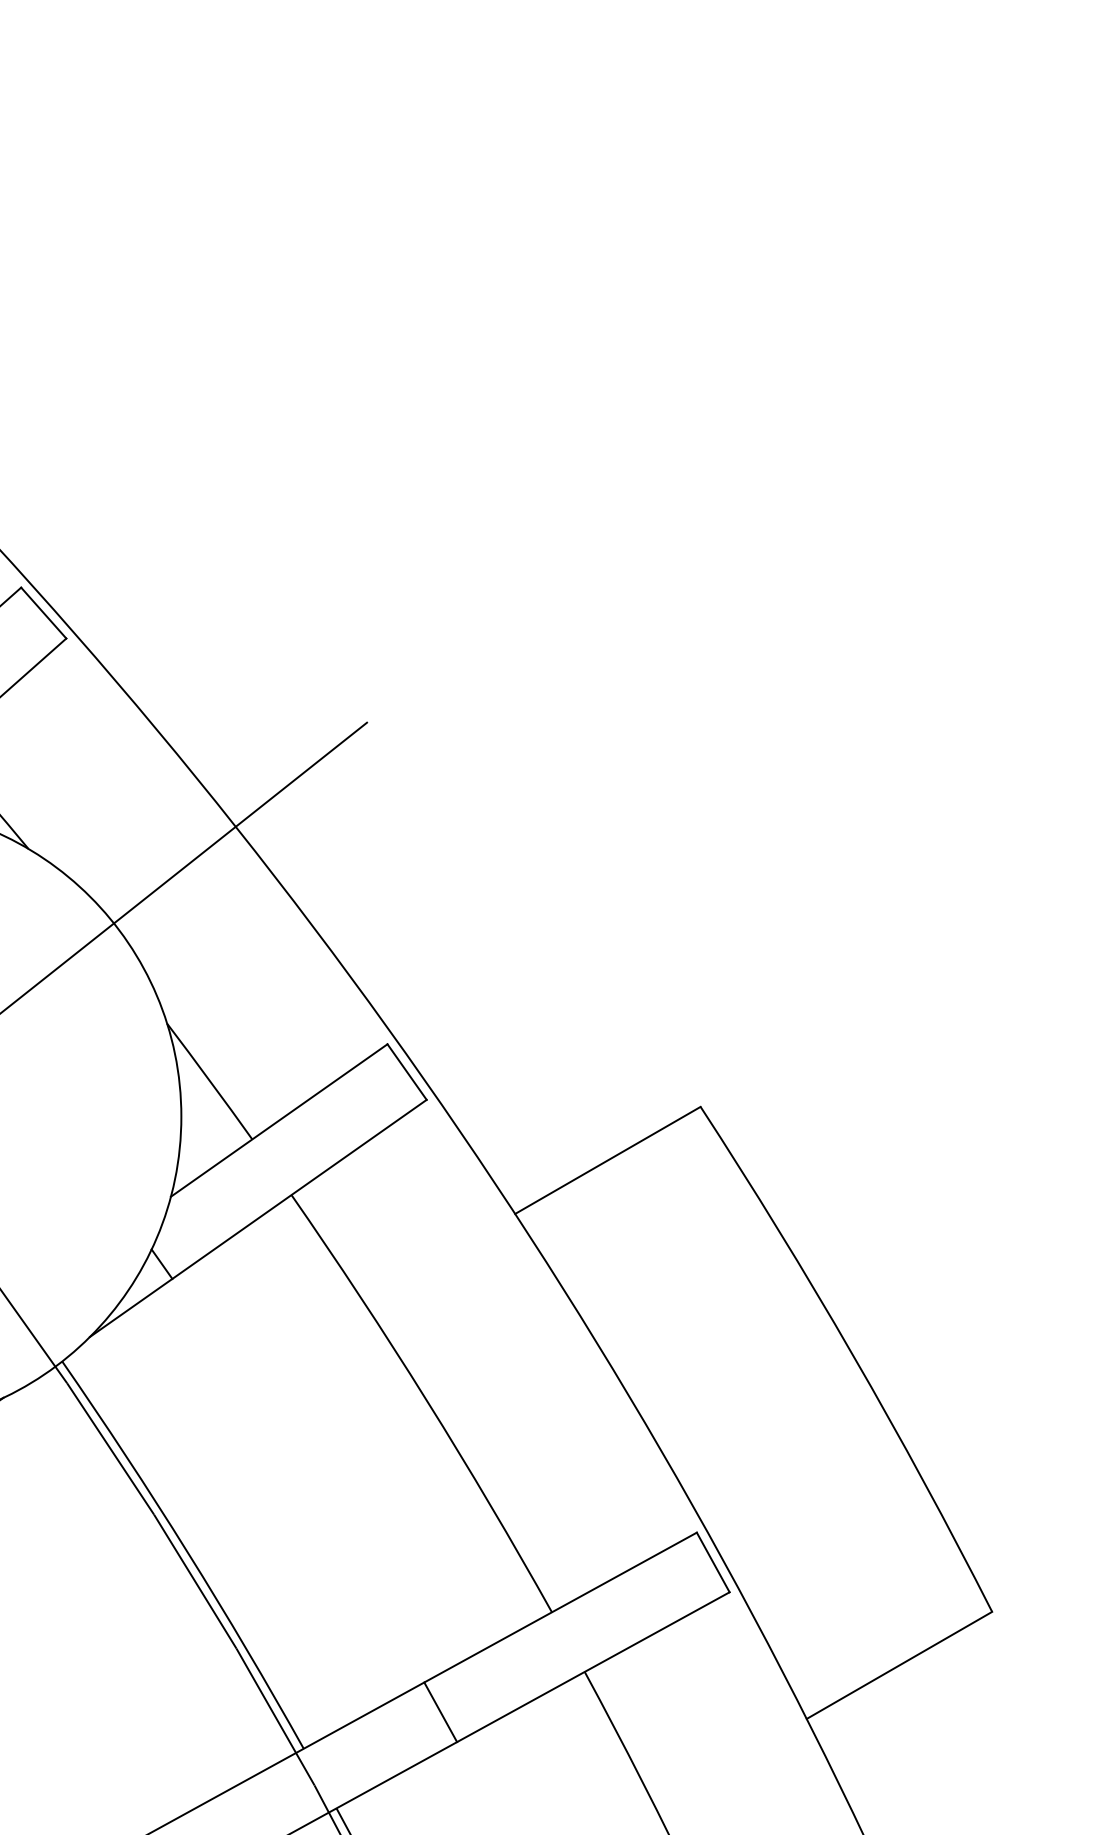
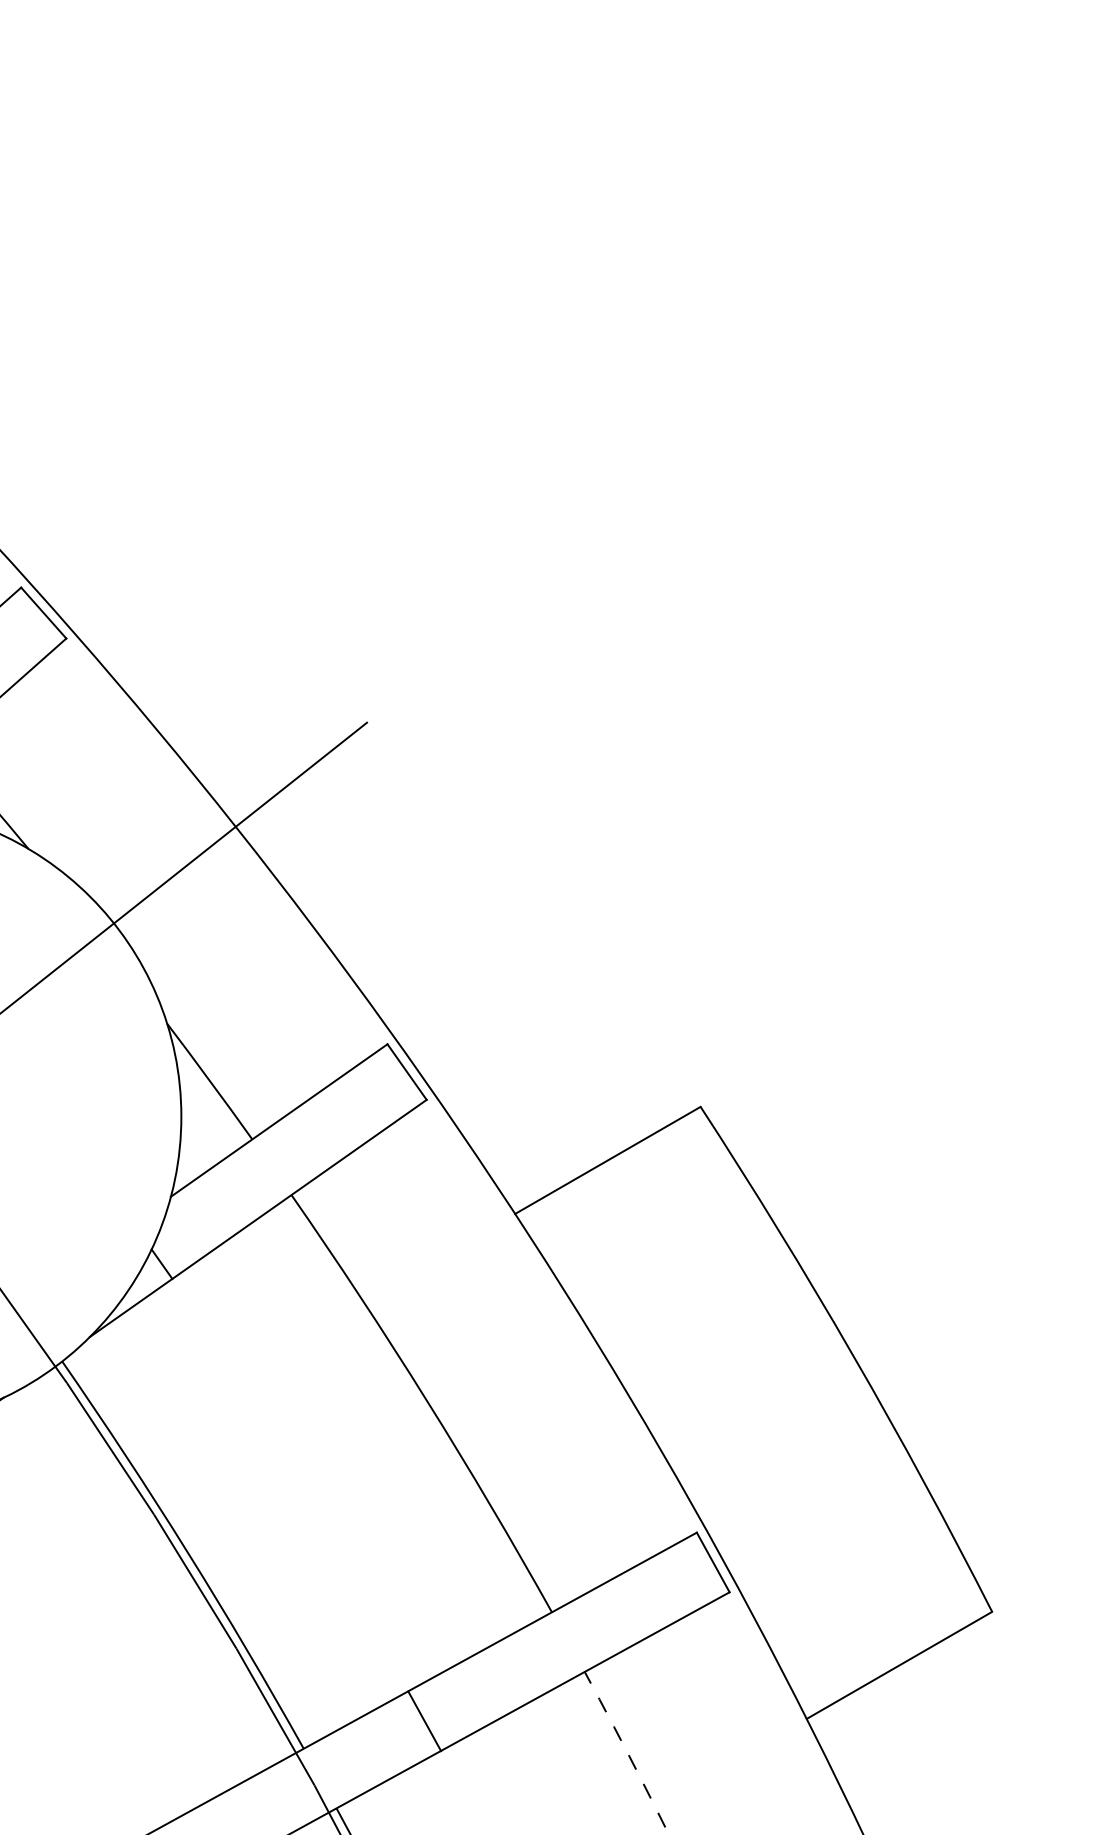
line position: (440, 1712) -> (424, 1721) (424, 1721)
arc: solid -> dashed (627, 1752)
